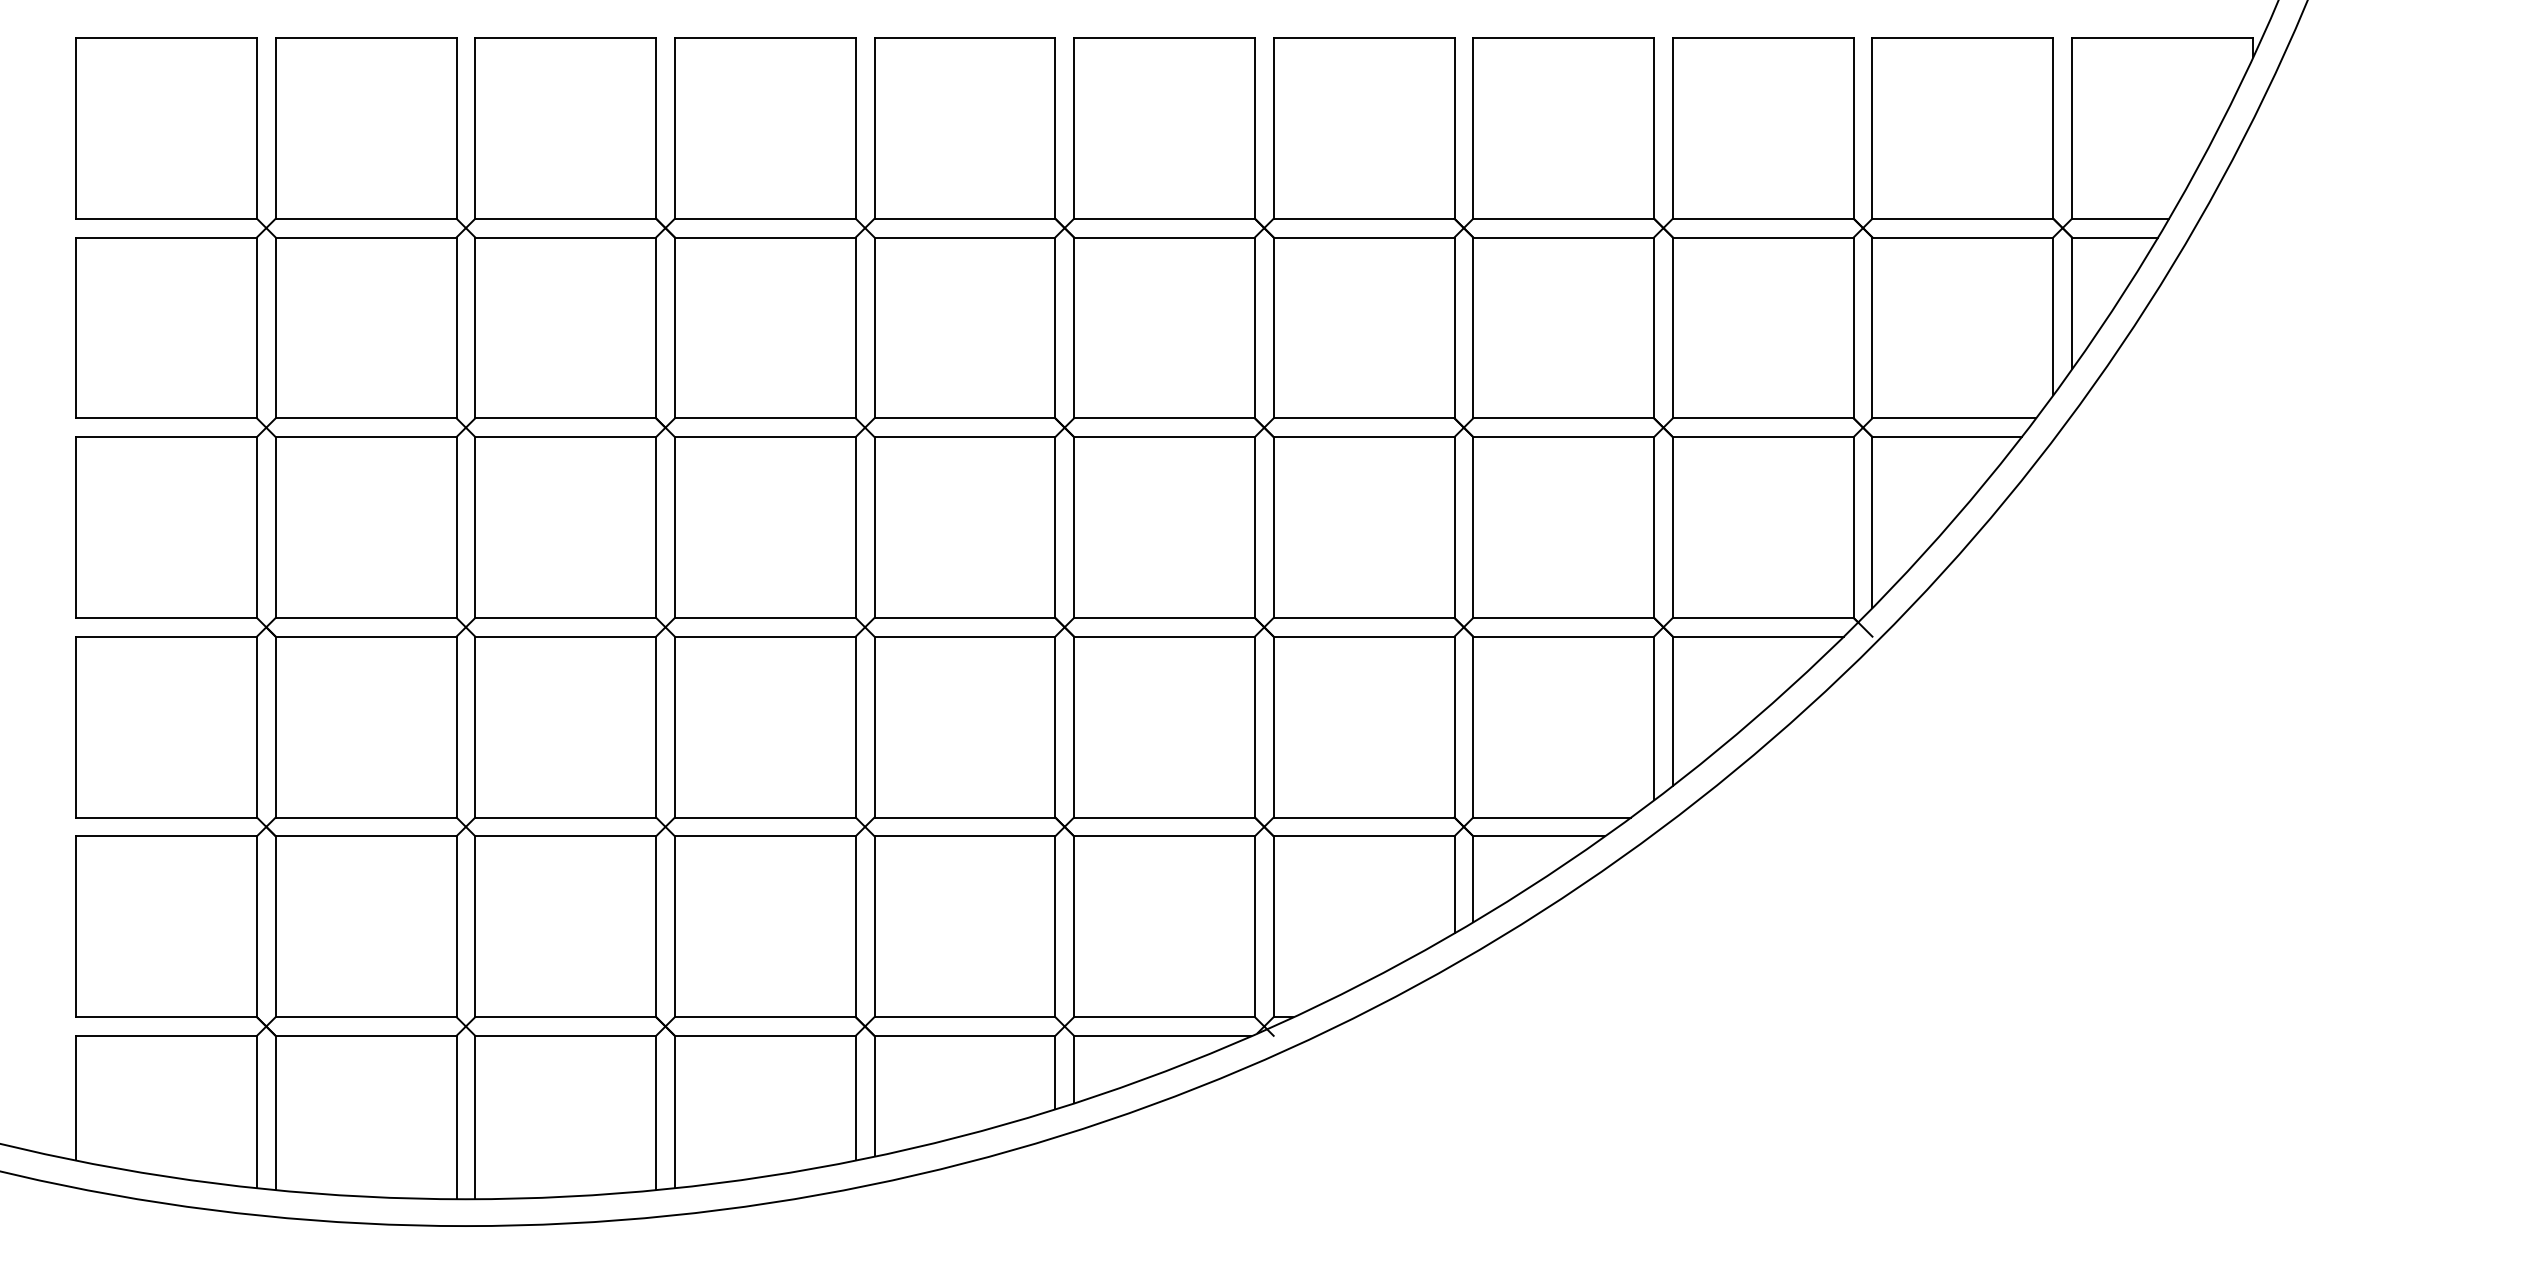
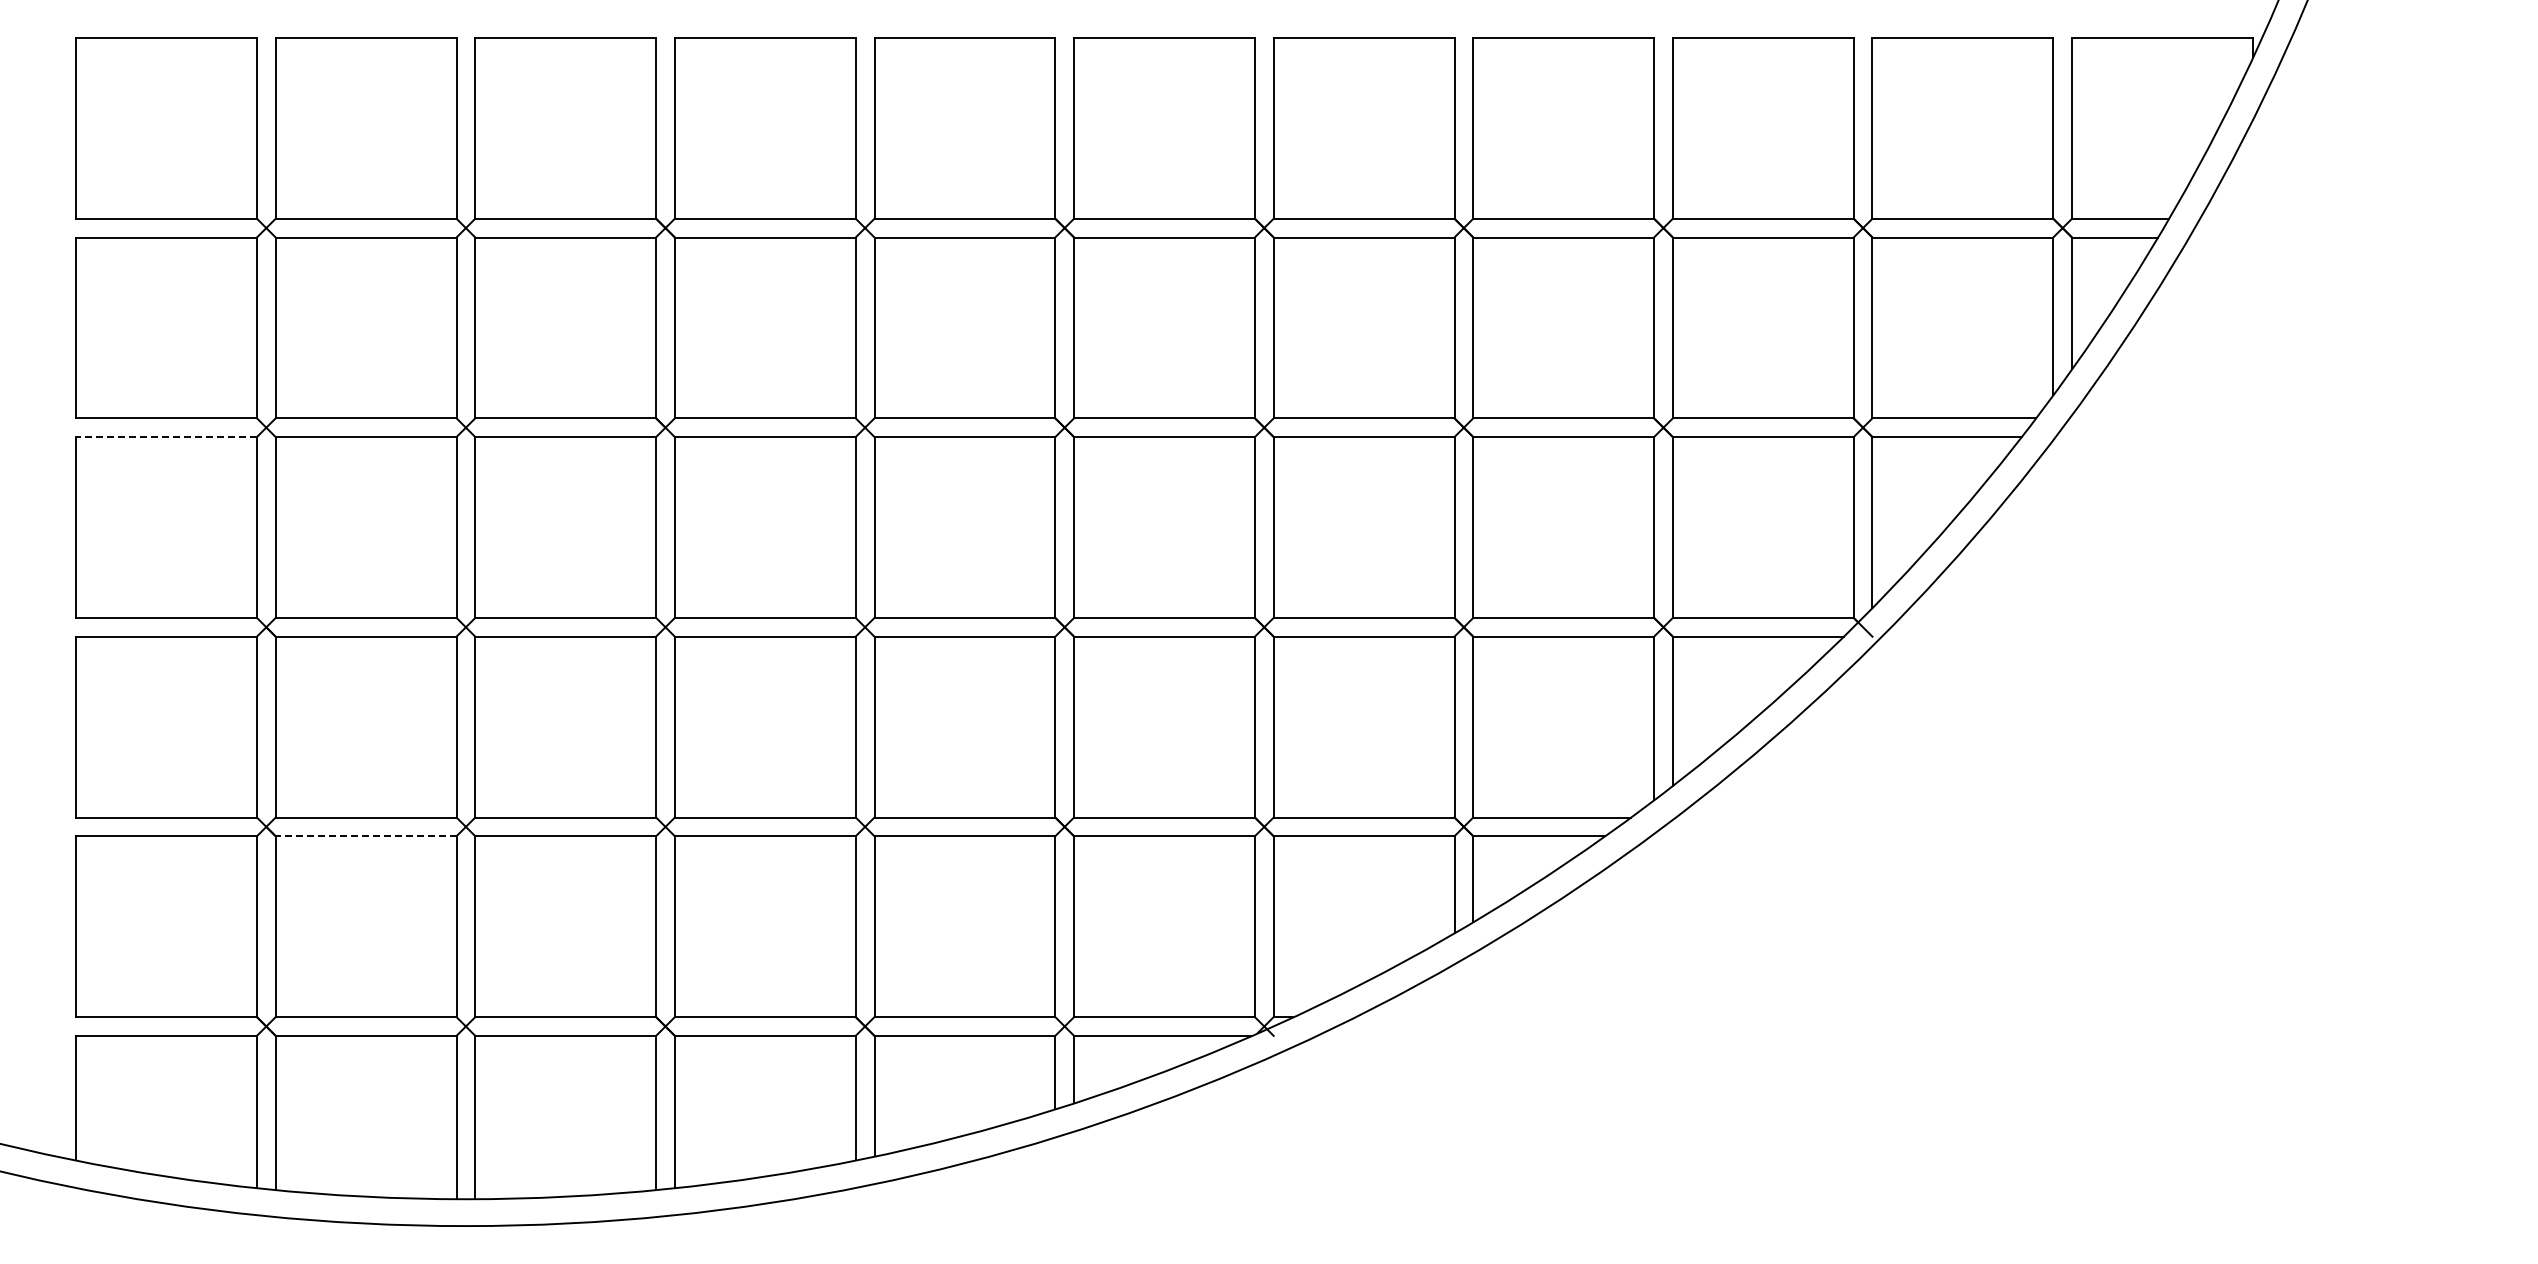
line: solid -> dashed (166, 437)
line: solid -> dashed (365, 836)
